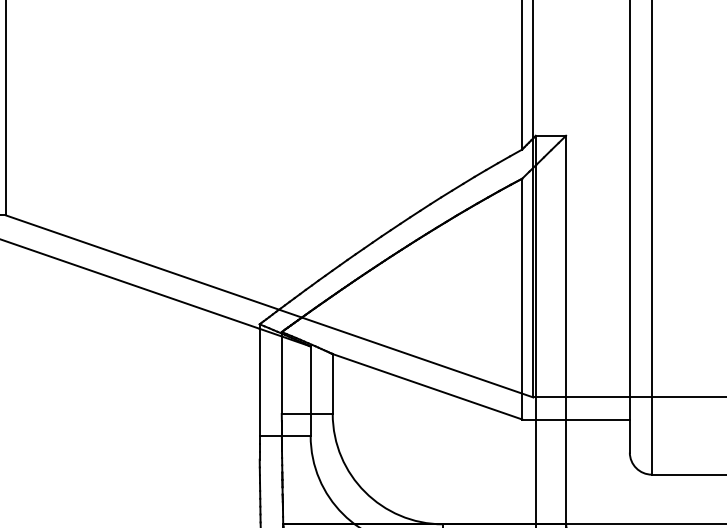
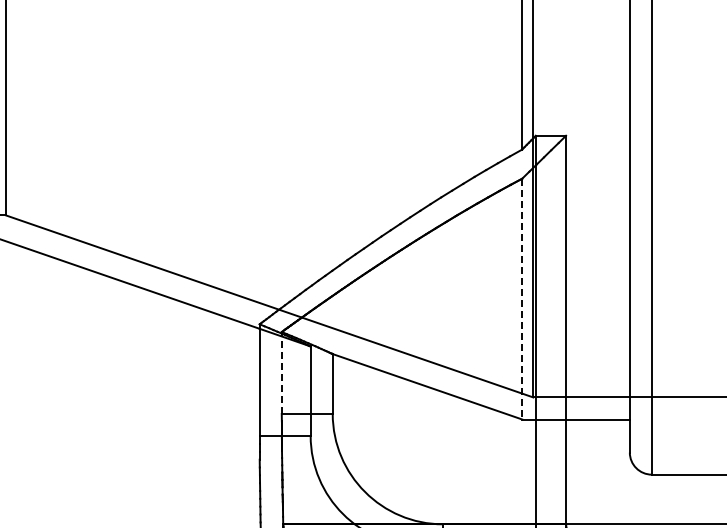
line: solid -> dashed (522, 299)
line: solid -> dashed (281, 373)
